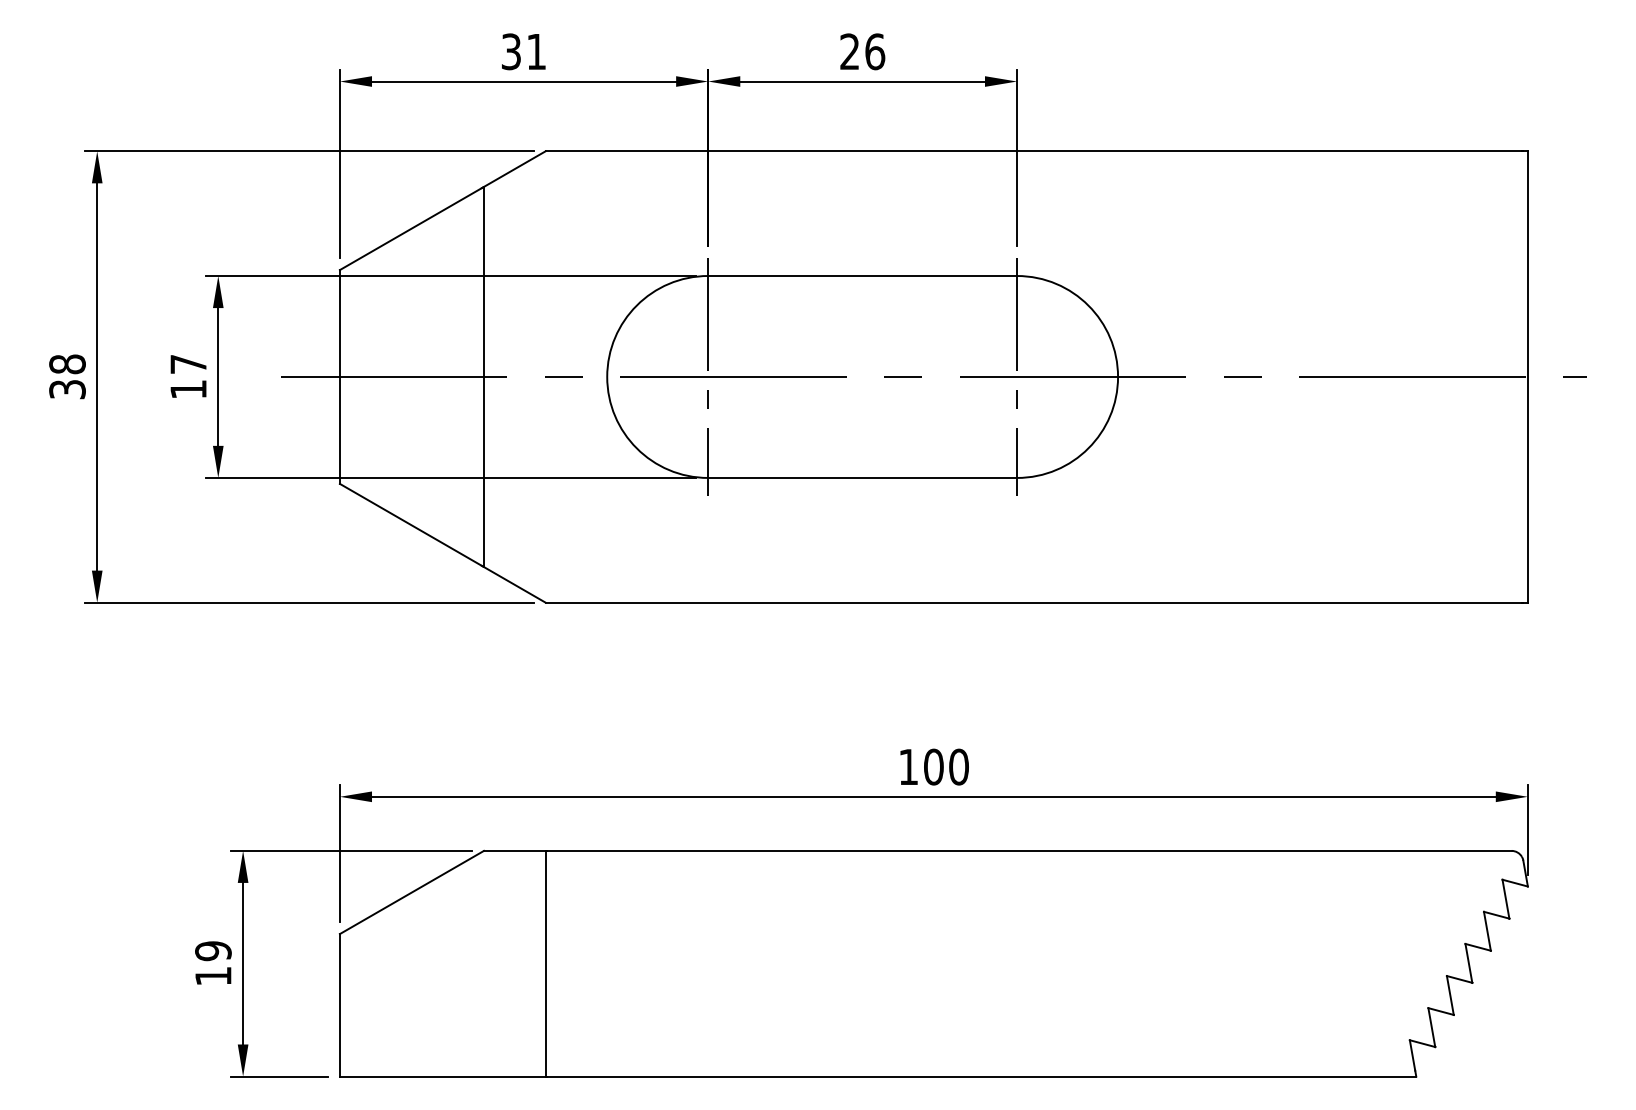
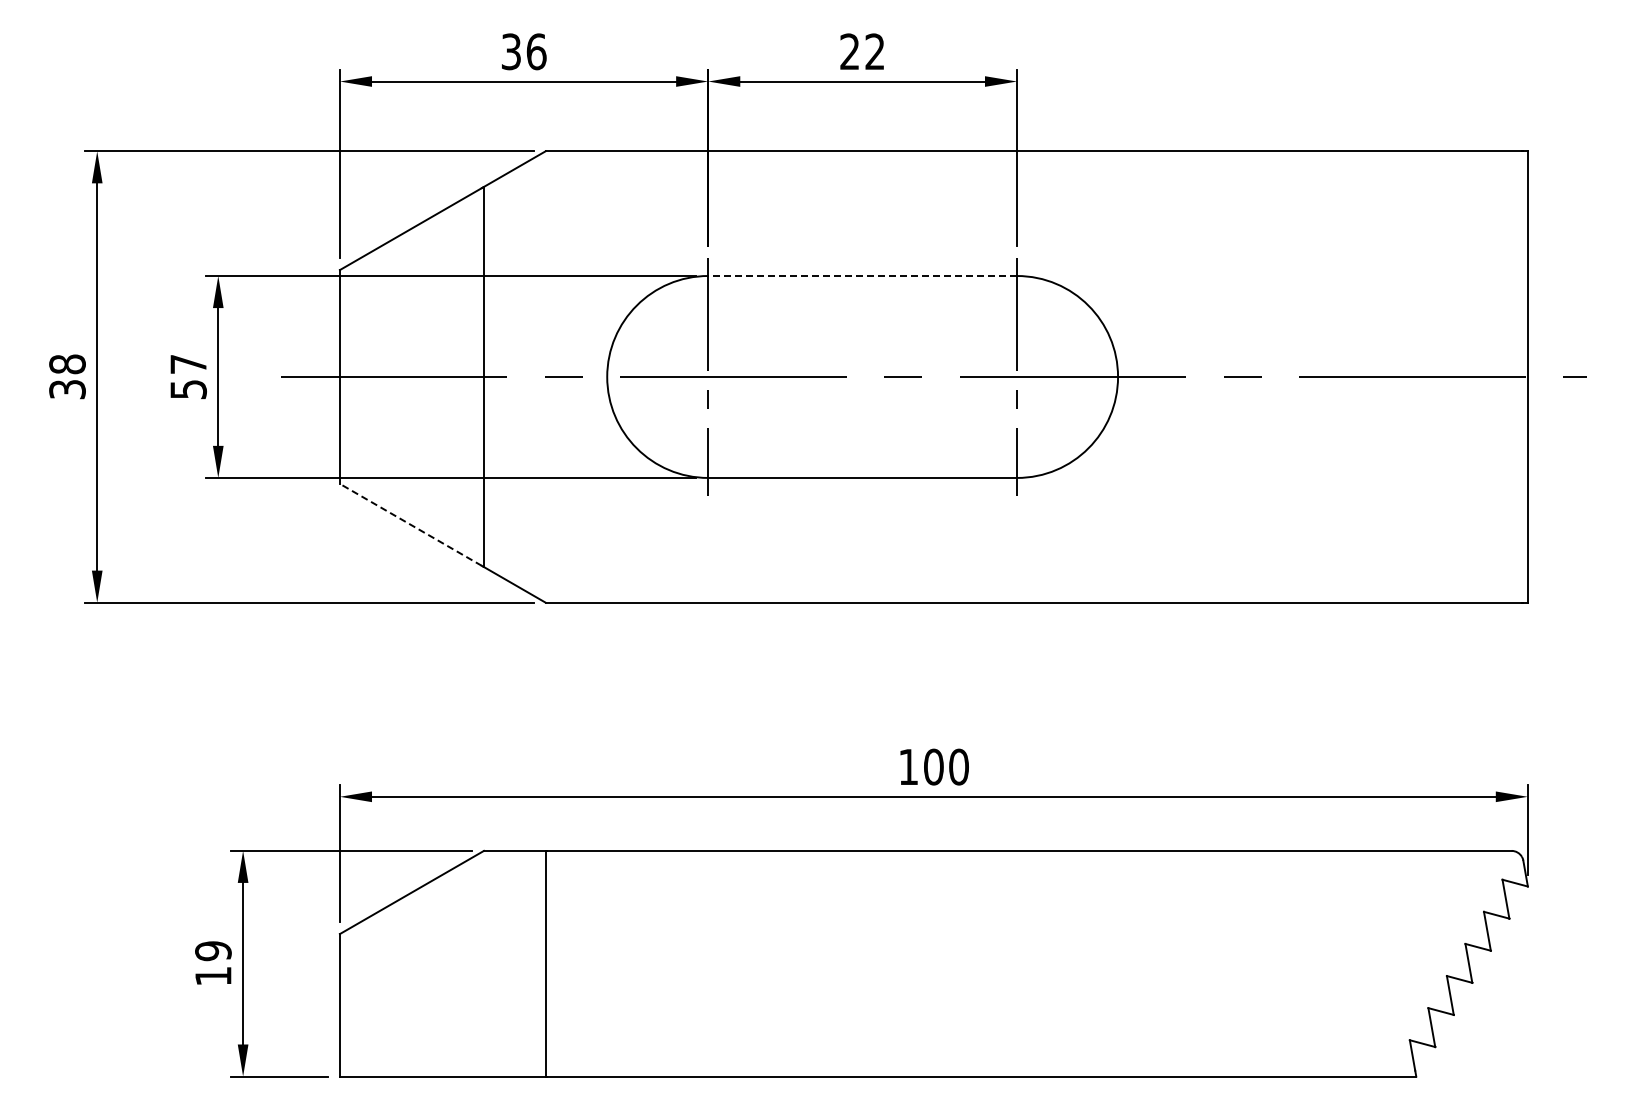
text: 31 -> 36 (536, 51)
text: 26 -> 22 (875, 51)
line: solid -> dashed (862, 276)
text: 17 -> 57 (188, 389)
line: solid -> dashed (410, 524)
